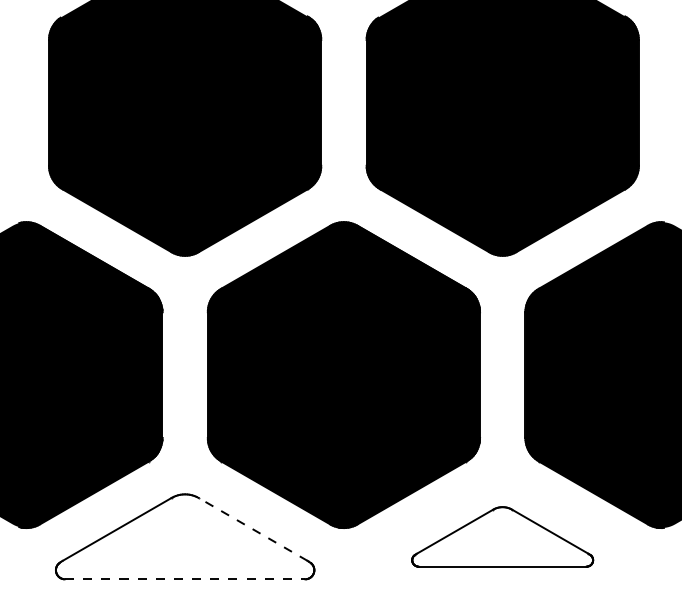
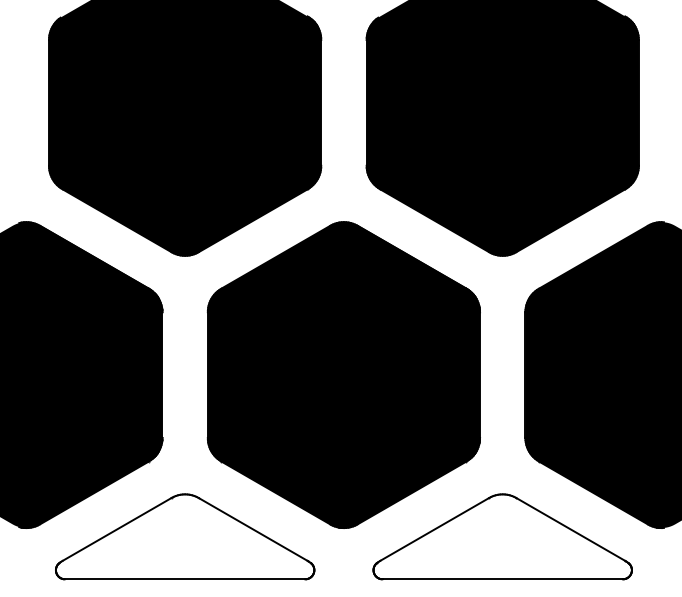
line: dashed -> solid (253, 529)
part size: 184x62 px -> 261x88 px (502, 536)
line: dashed -> solid (185, 579)
